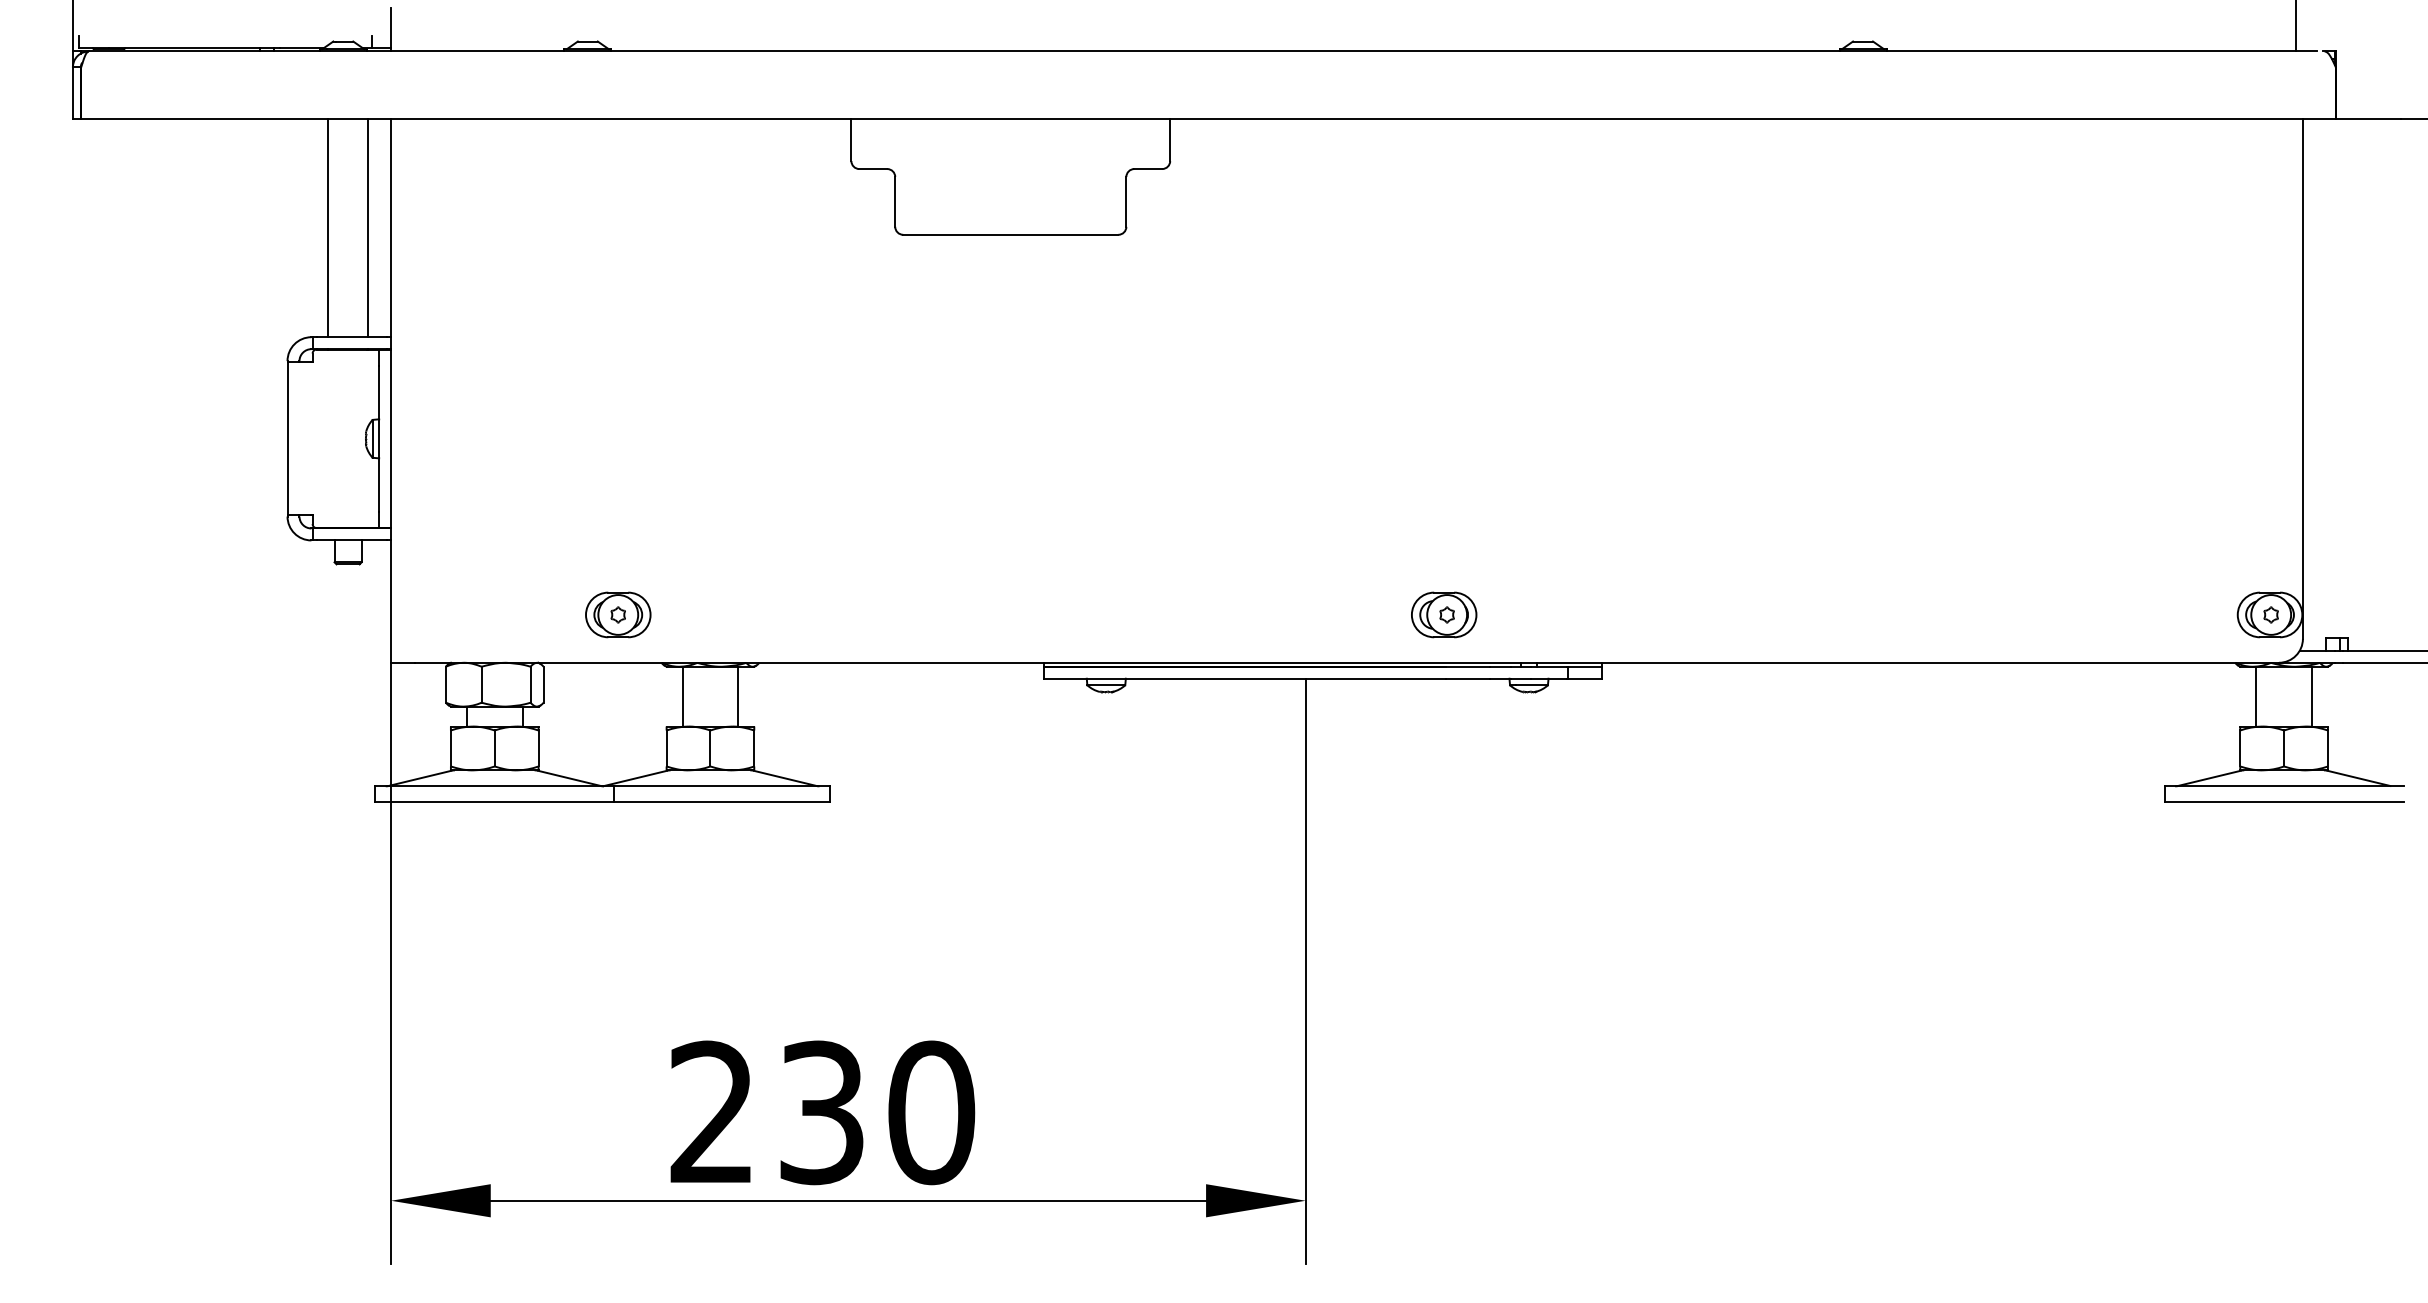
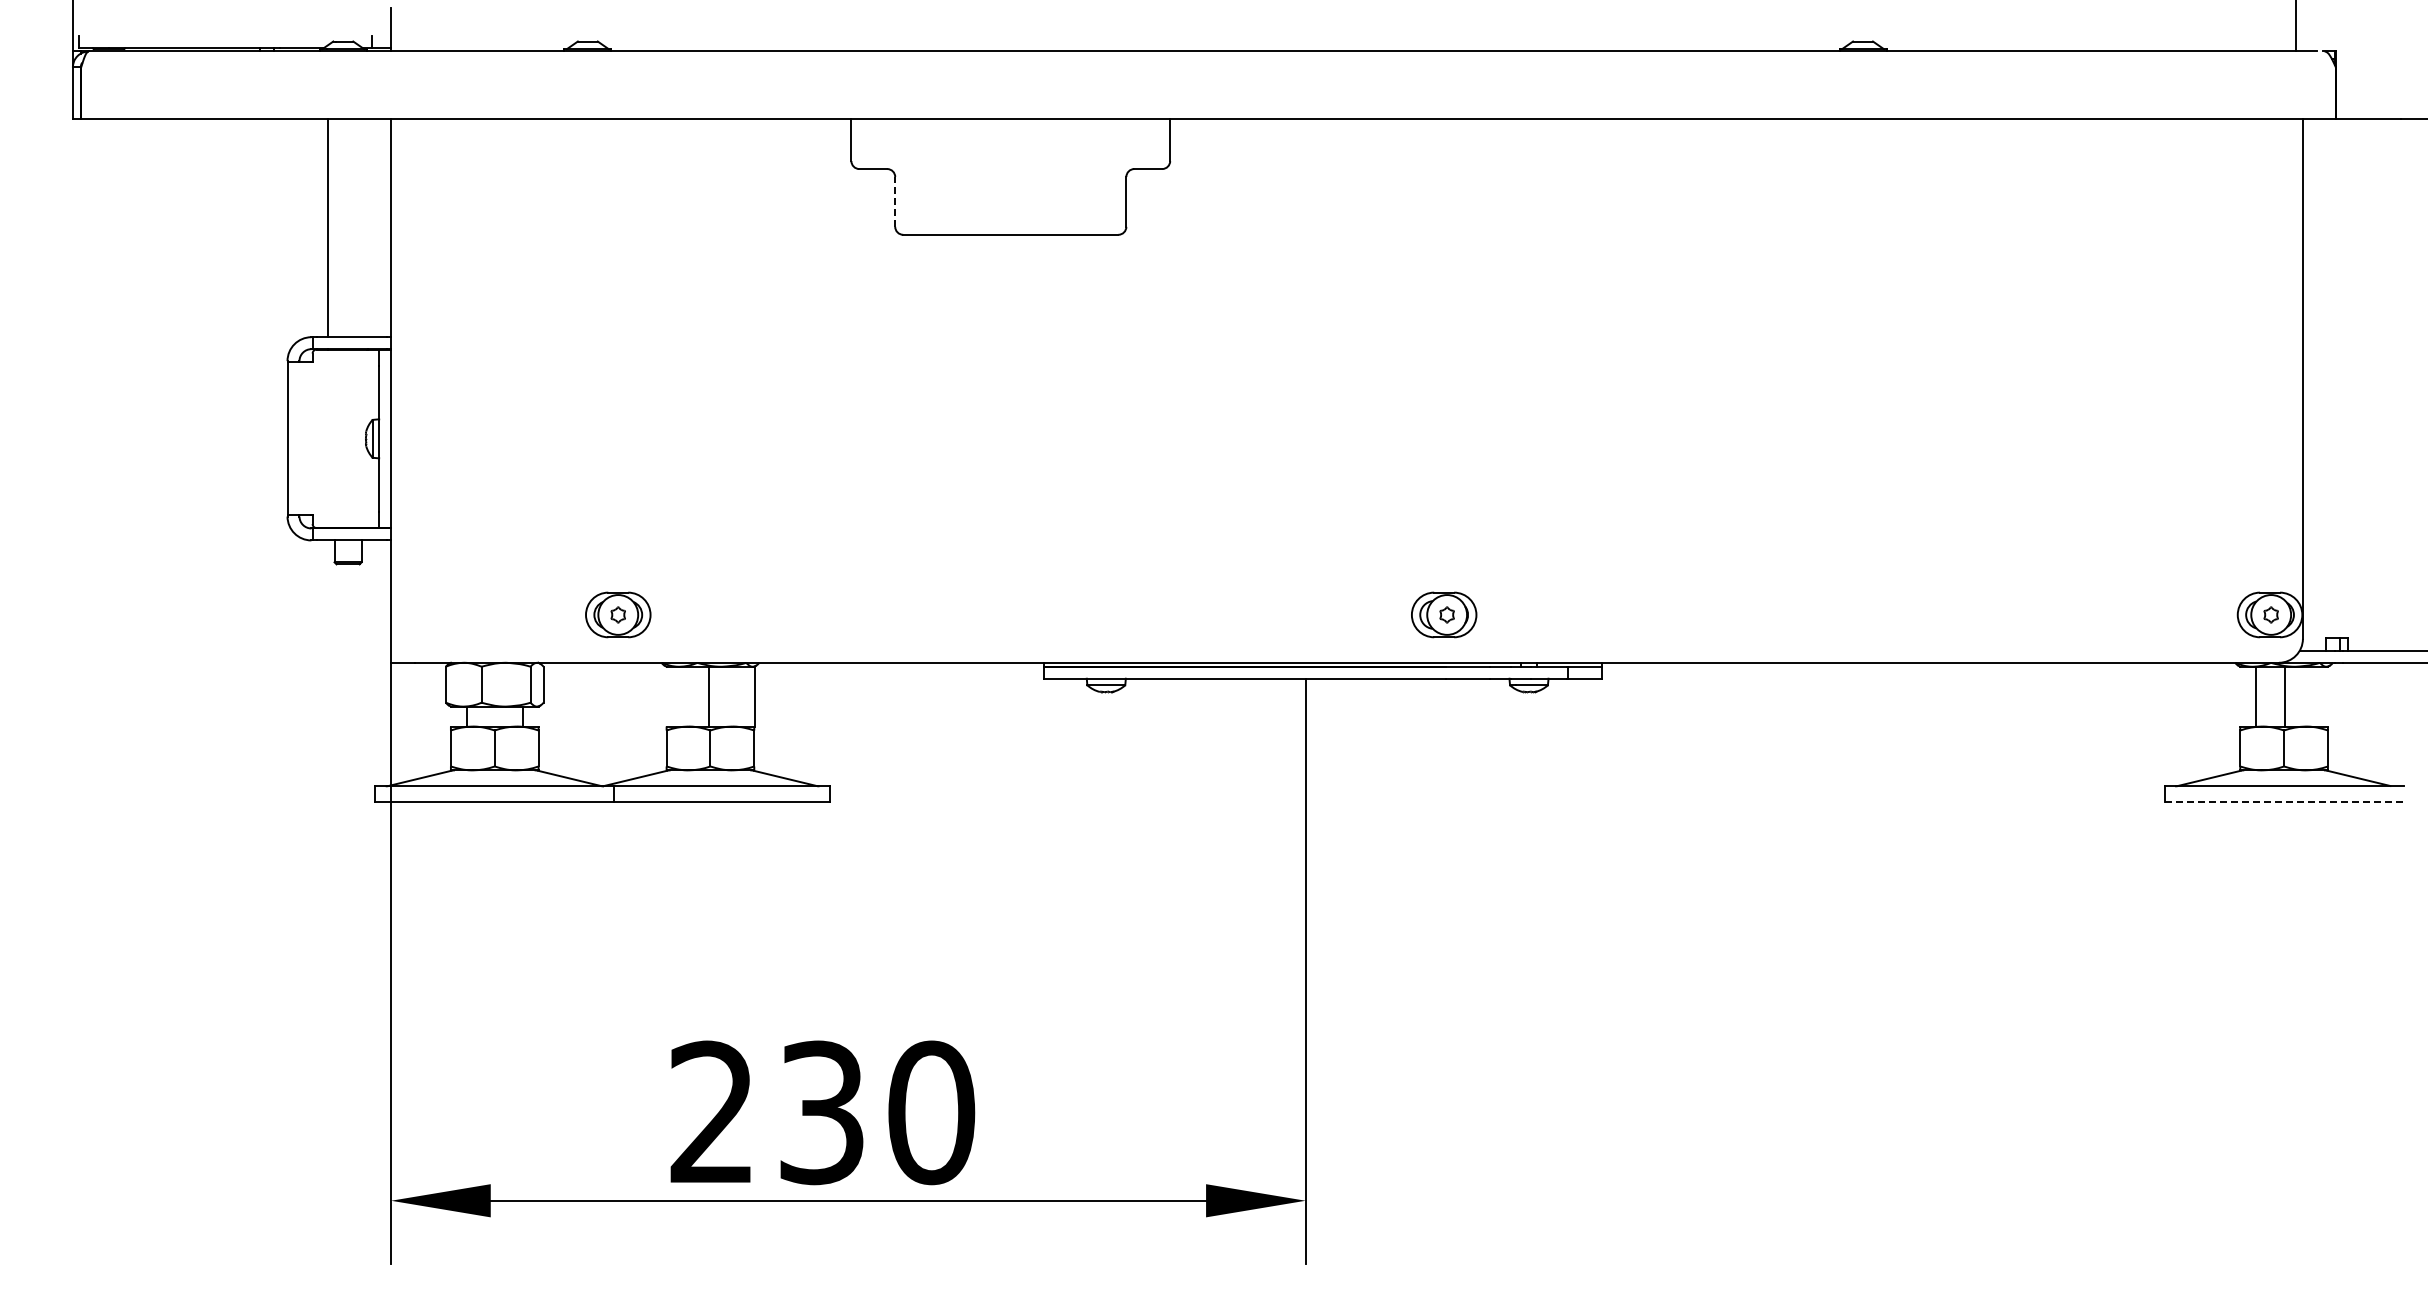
line: solid -> dashed (895, 201)
line: present -> none (368, 228)
line position: (682, 696) -> (708, 696) (708, 696)
line position: (738, 696) -> (755, 696) (755, 696)
line position: (2312, 696) -> (2285, 696) (2285, 696)
line: solid -> dashed (2284, 802)
